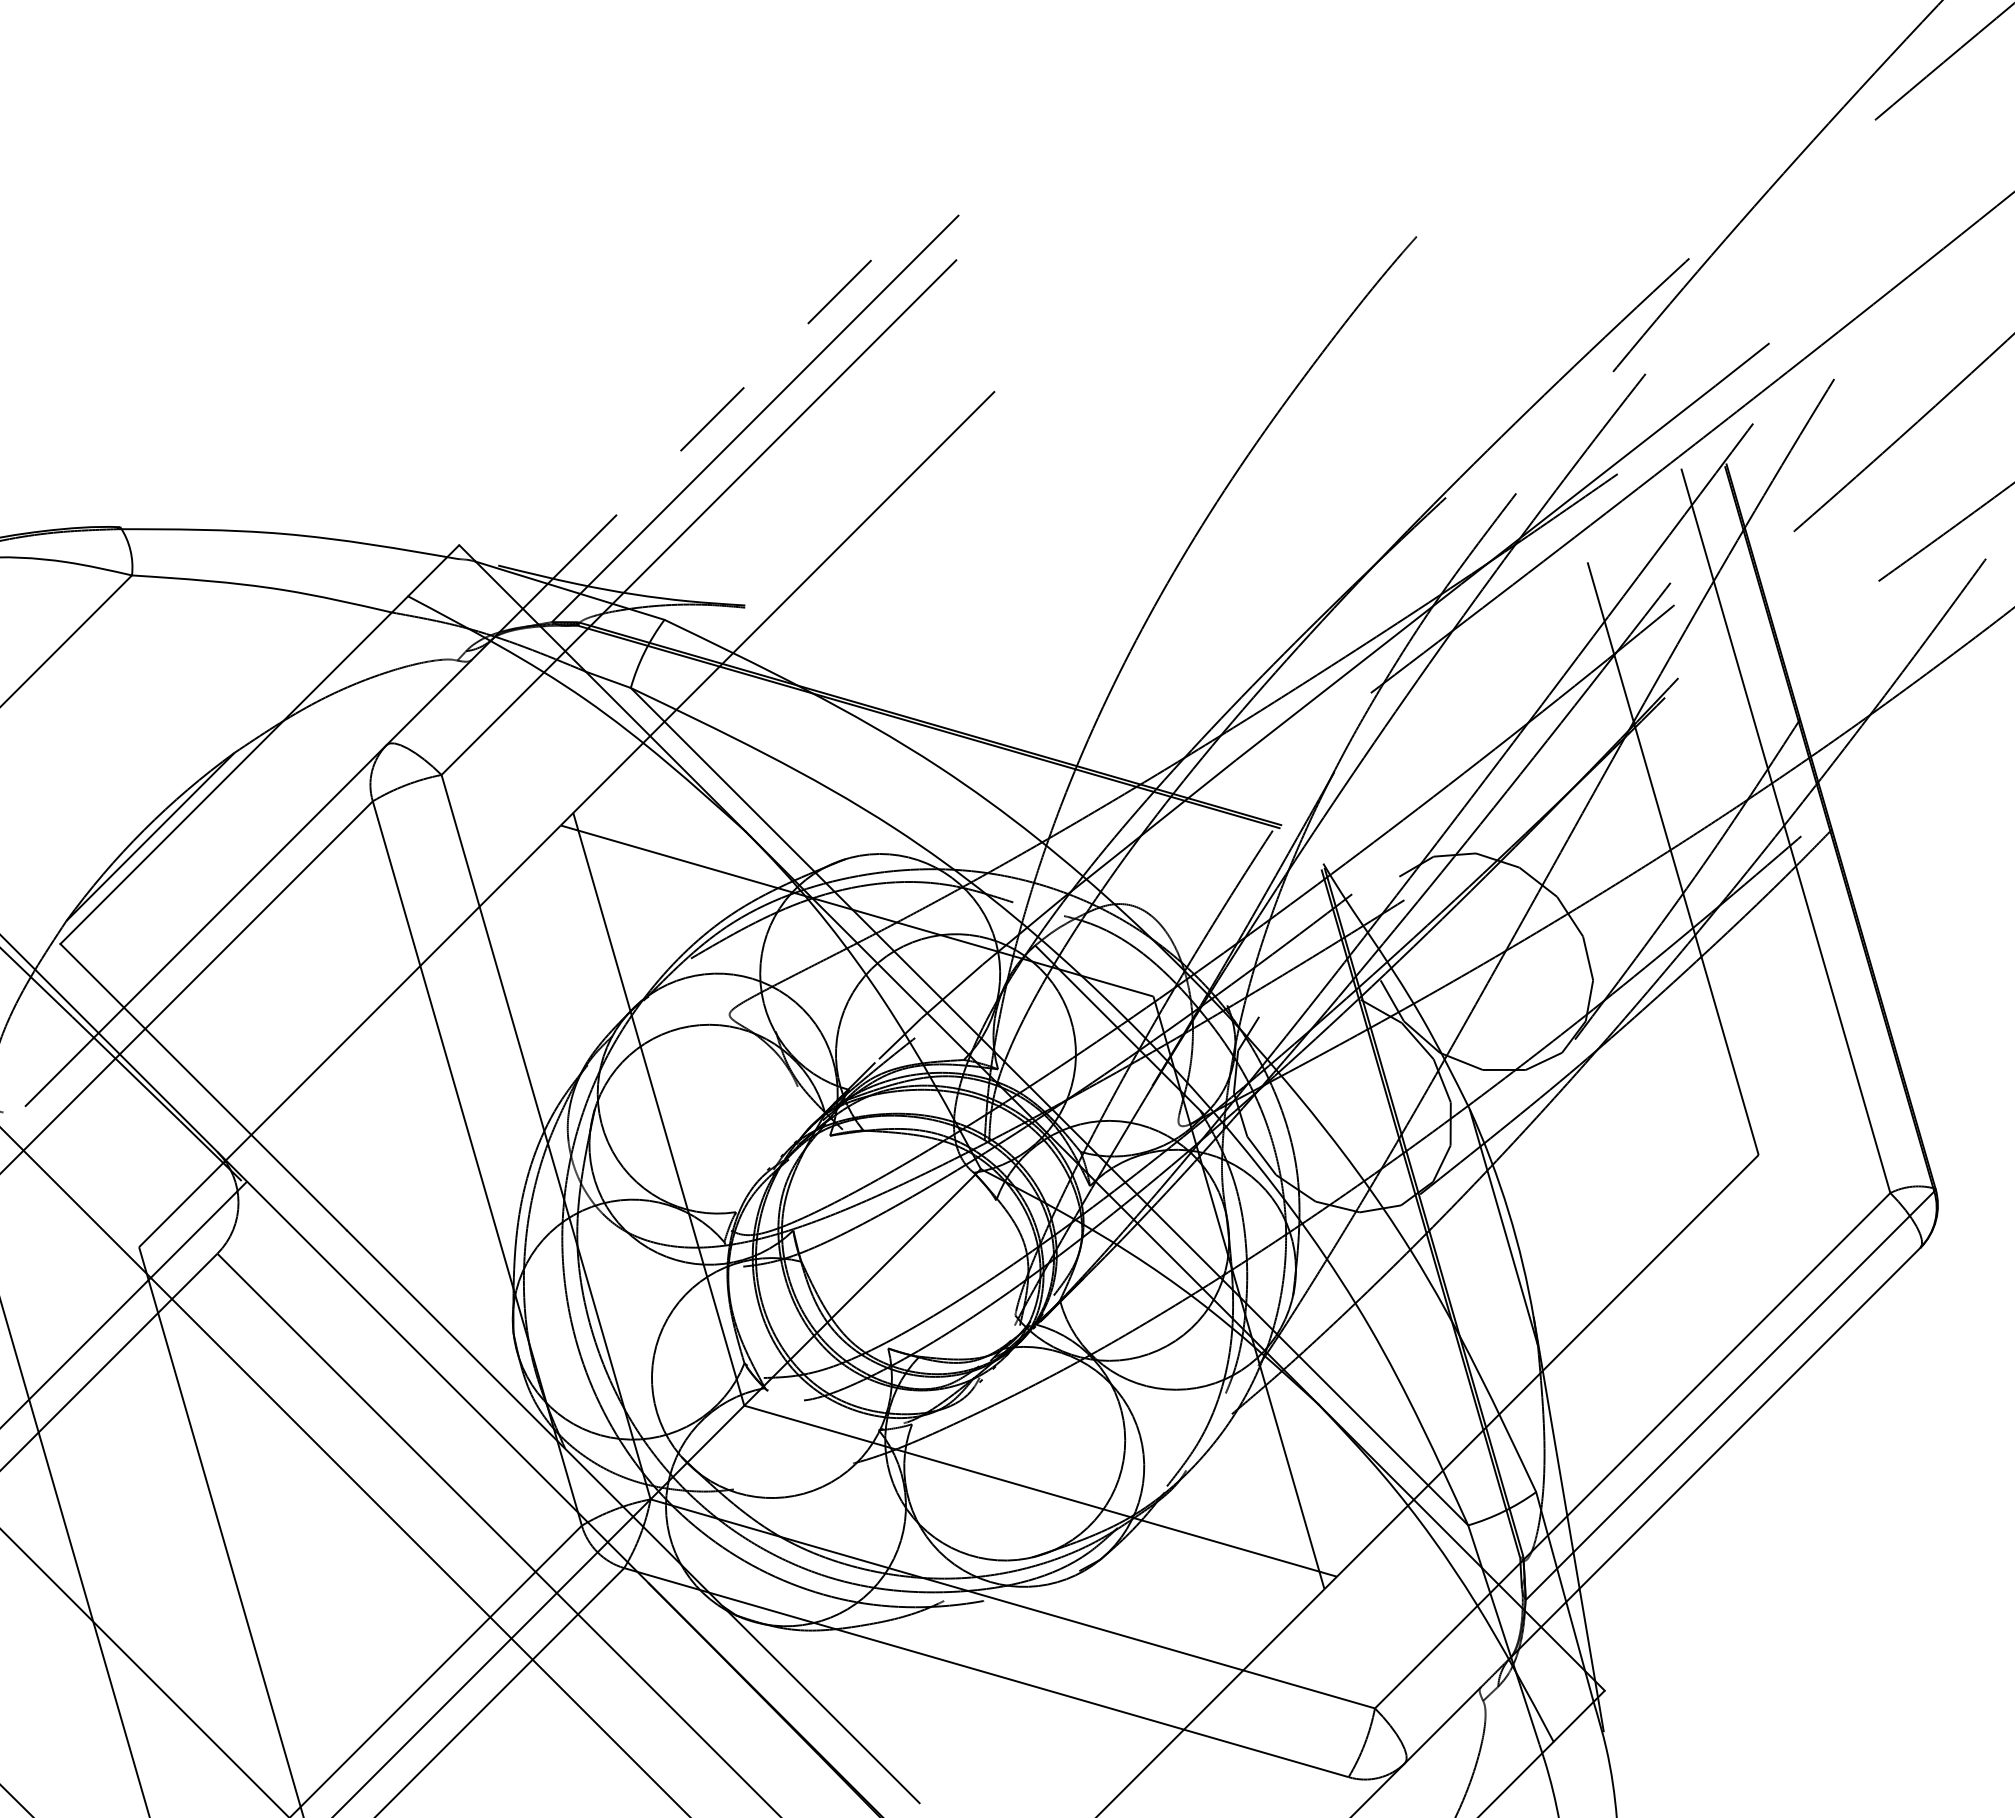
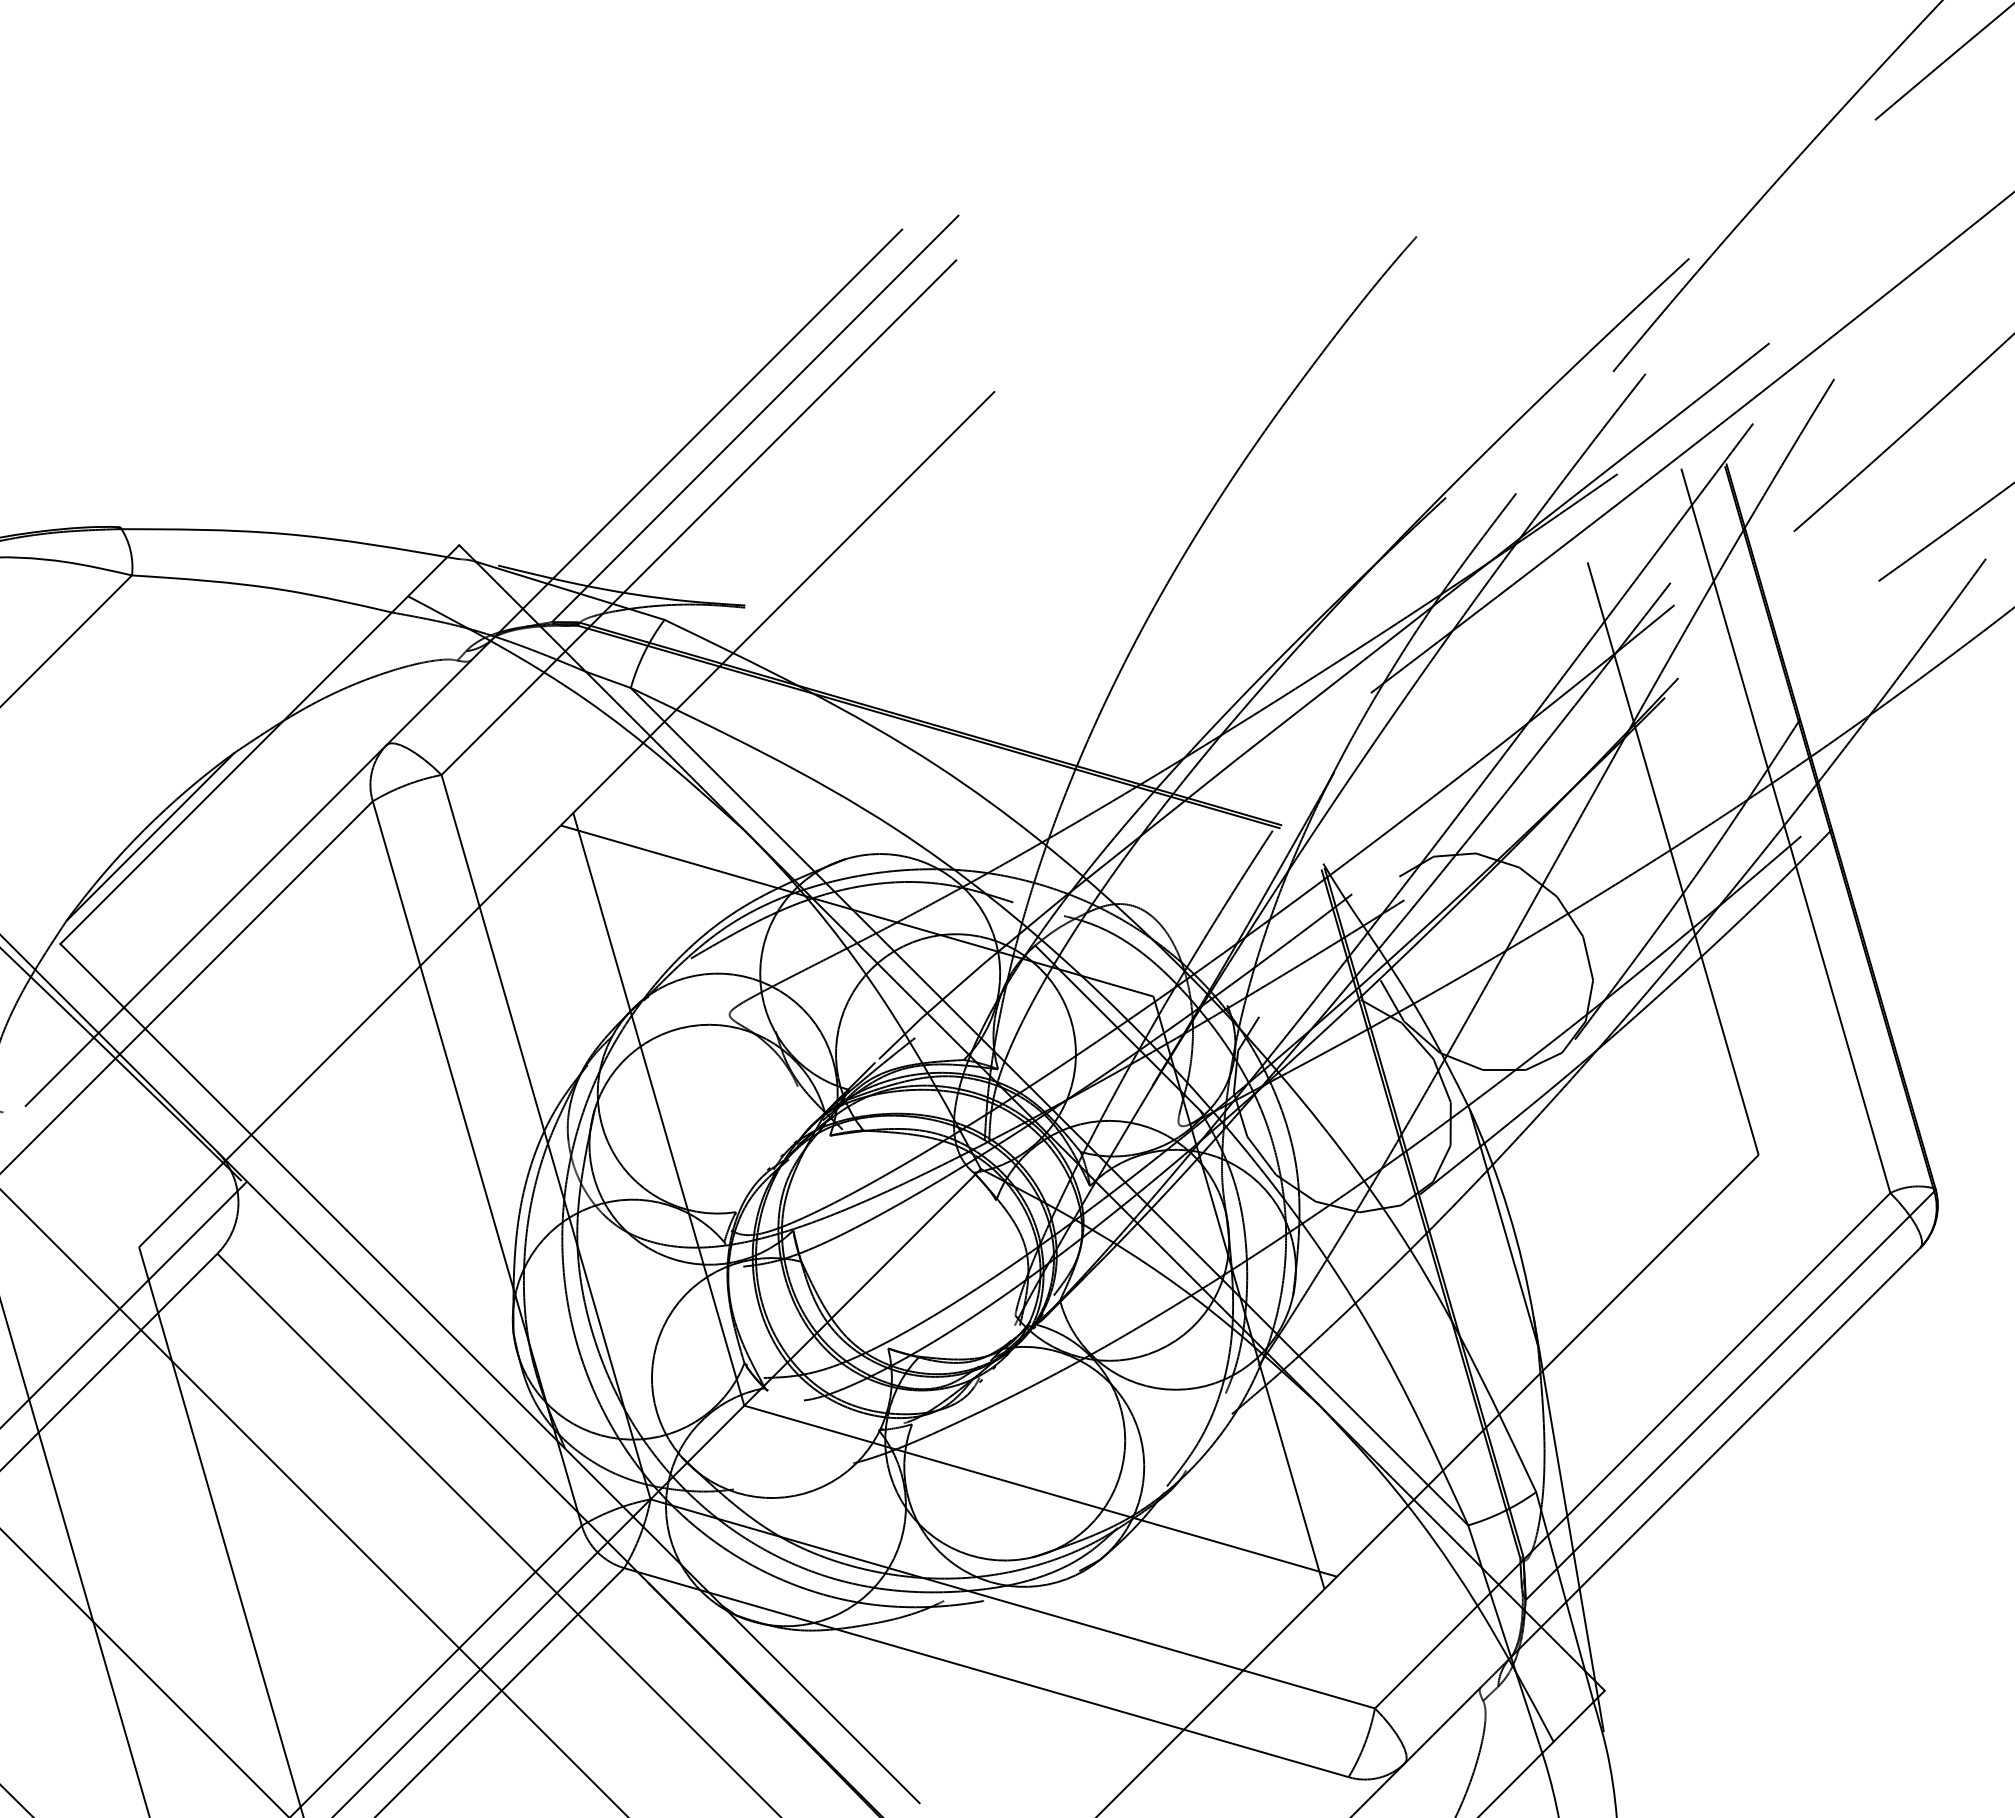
line: dashed -> solid (727, 404)
line position: (344, 1471) -> (313, 1502) (313, 1502)
